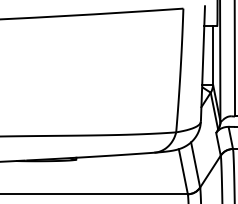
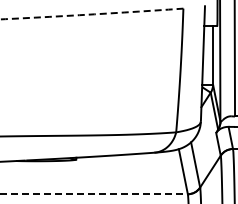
arc: solid -> dashed (91, 14)
line: solid -> dashed (94, 194)
